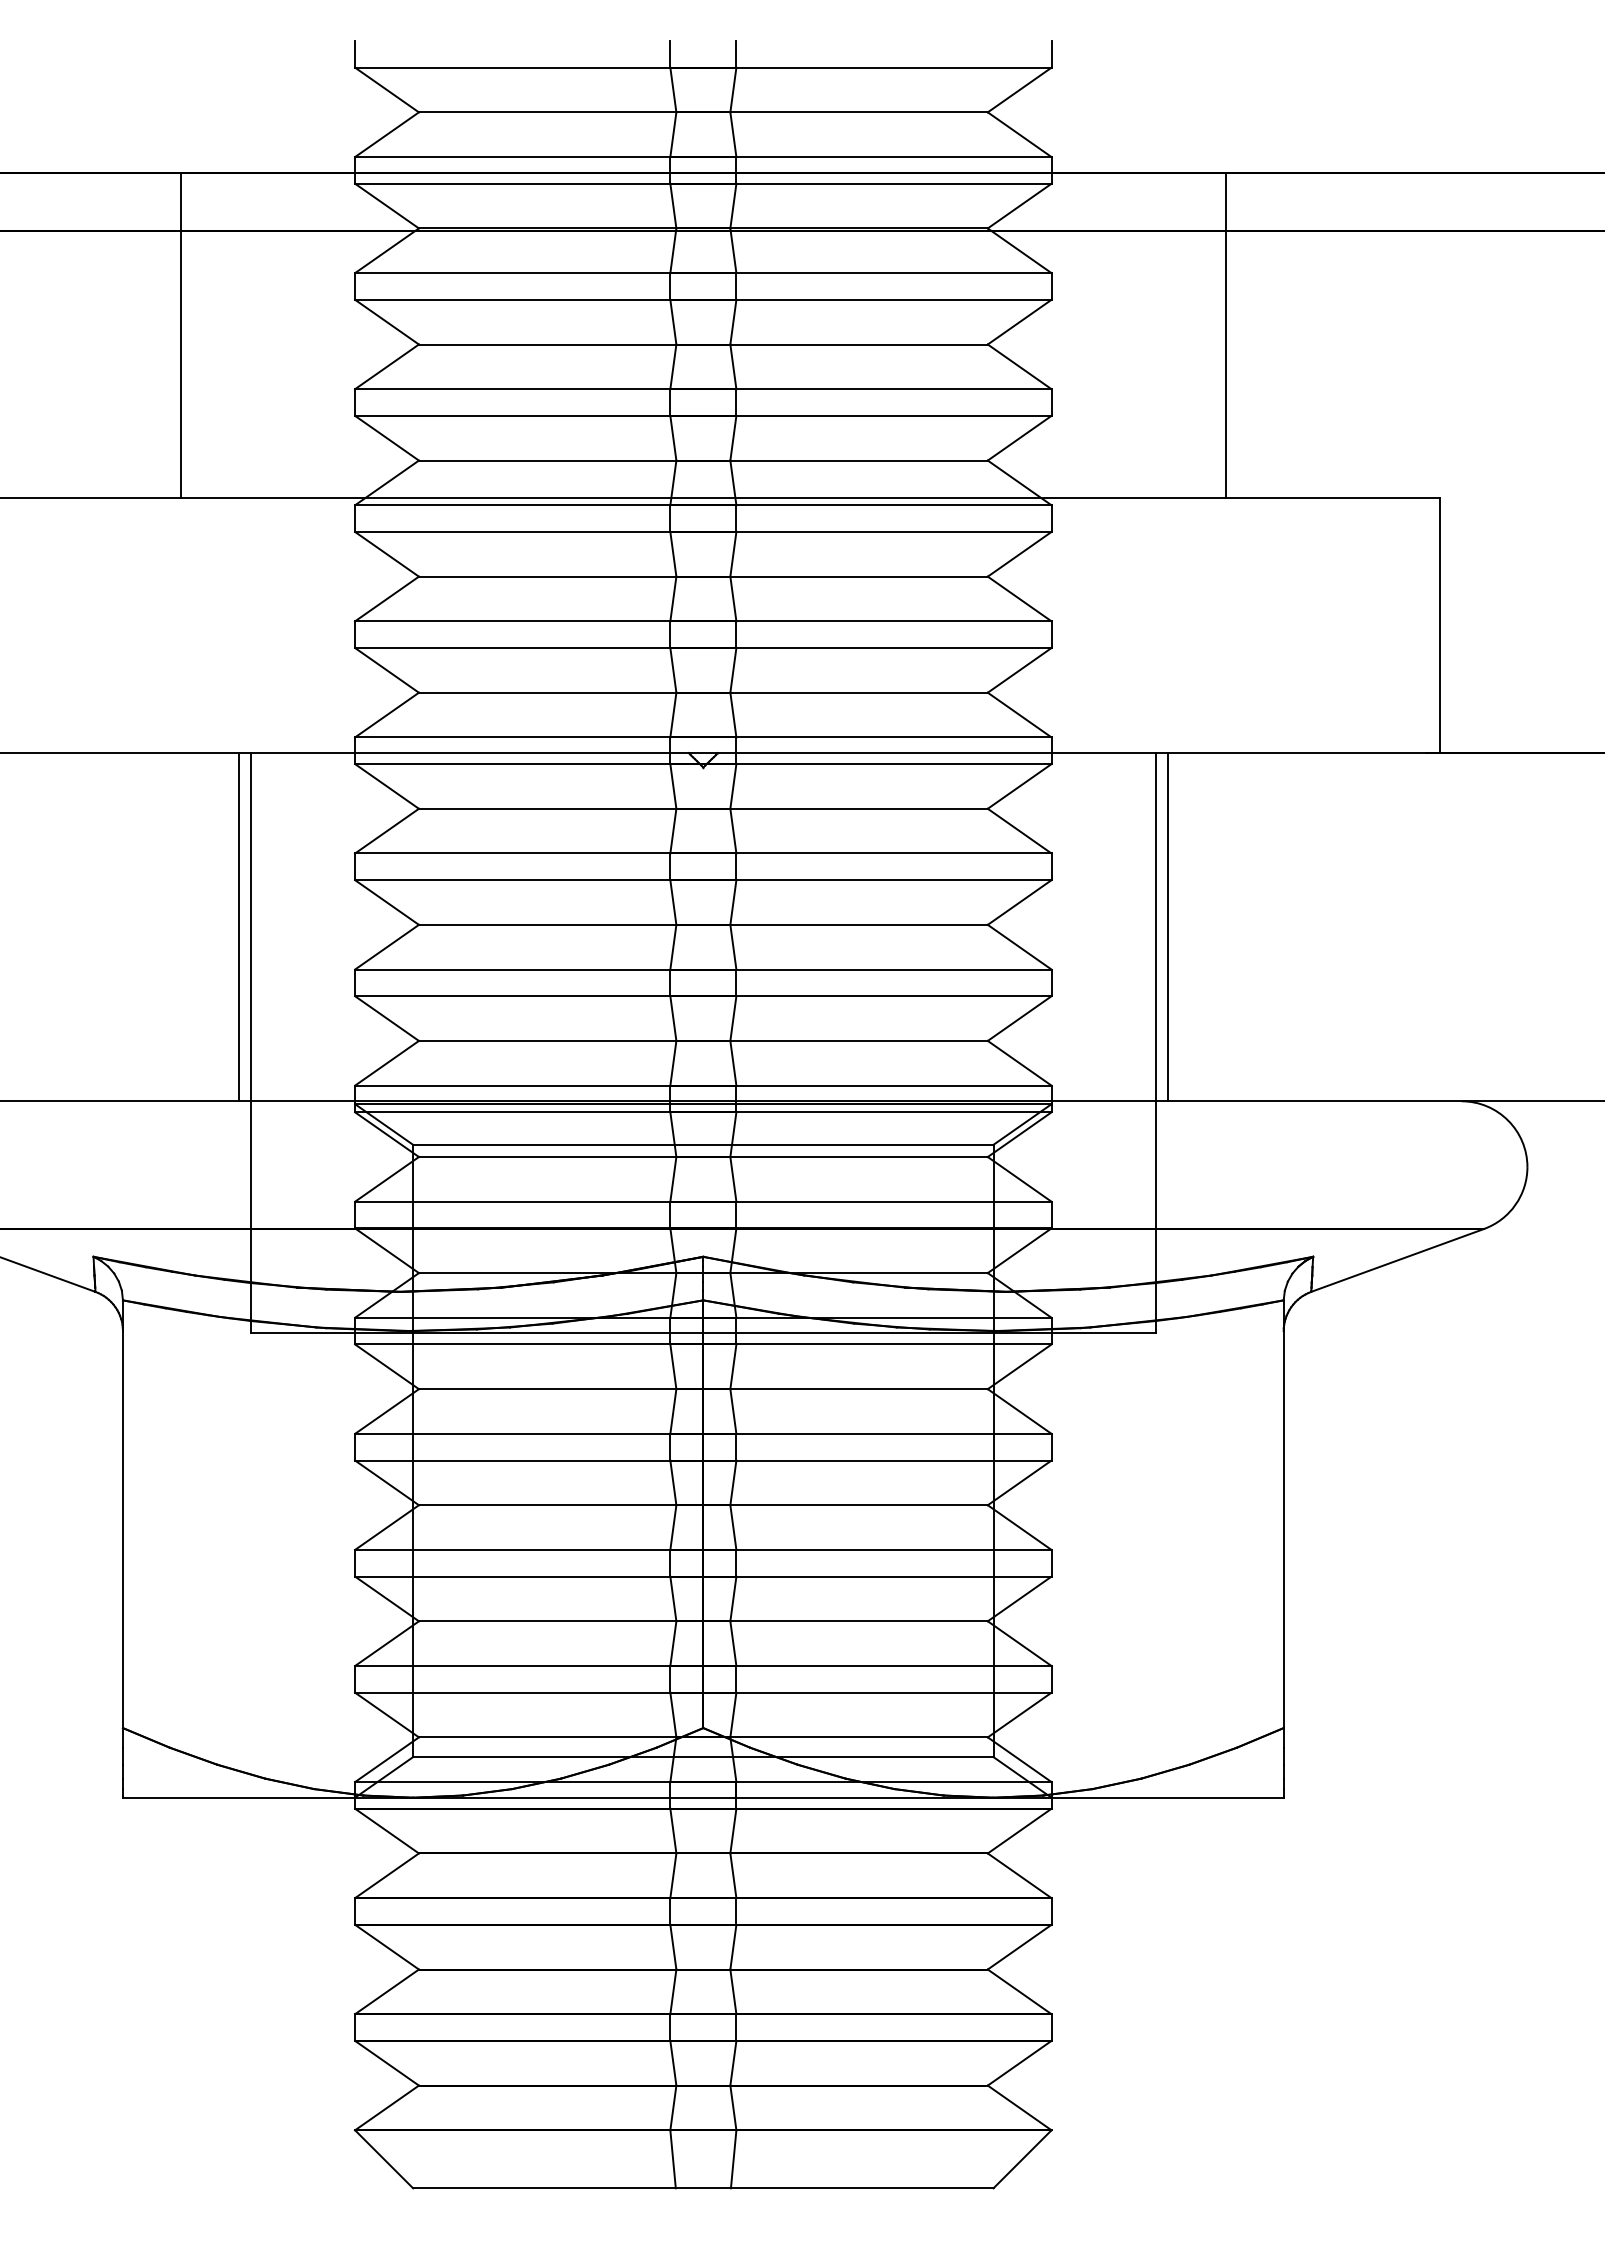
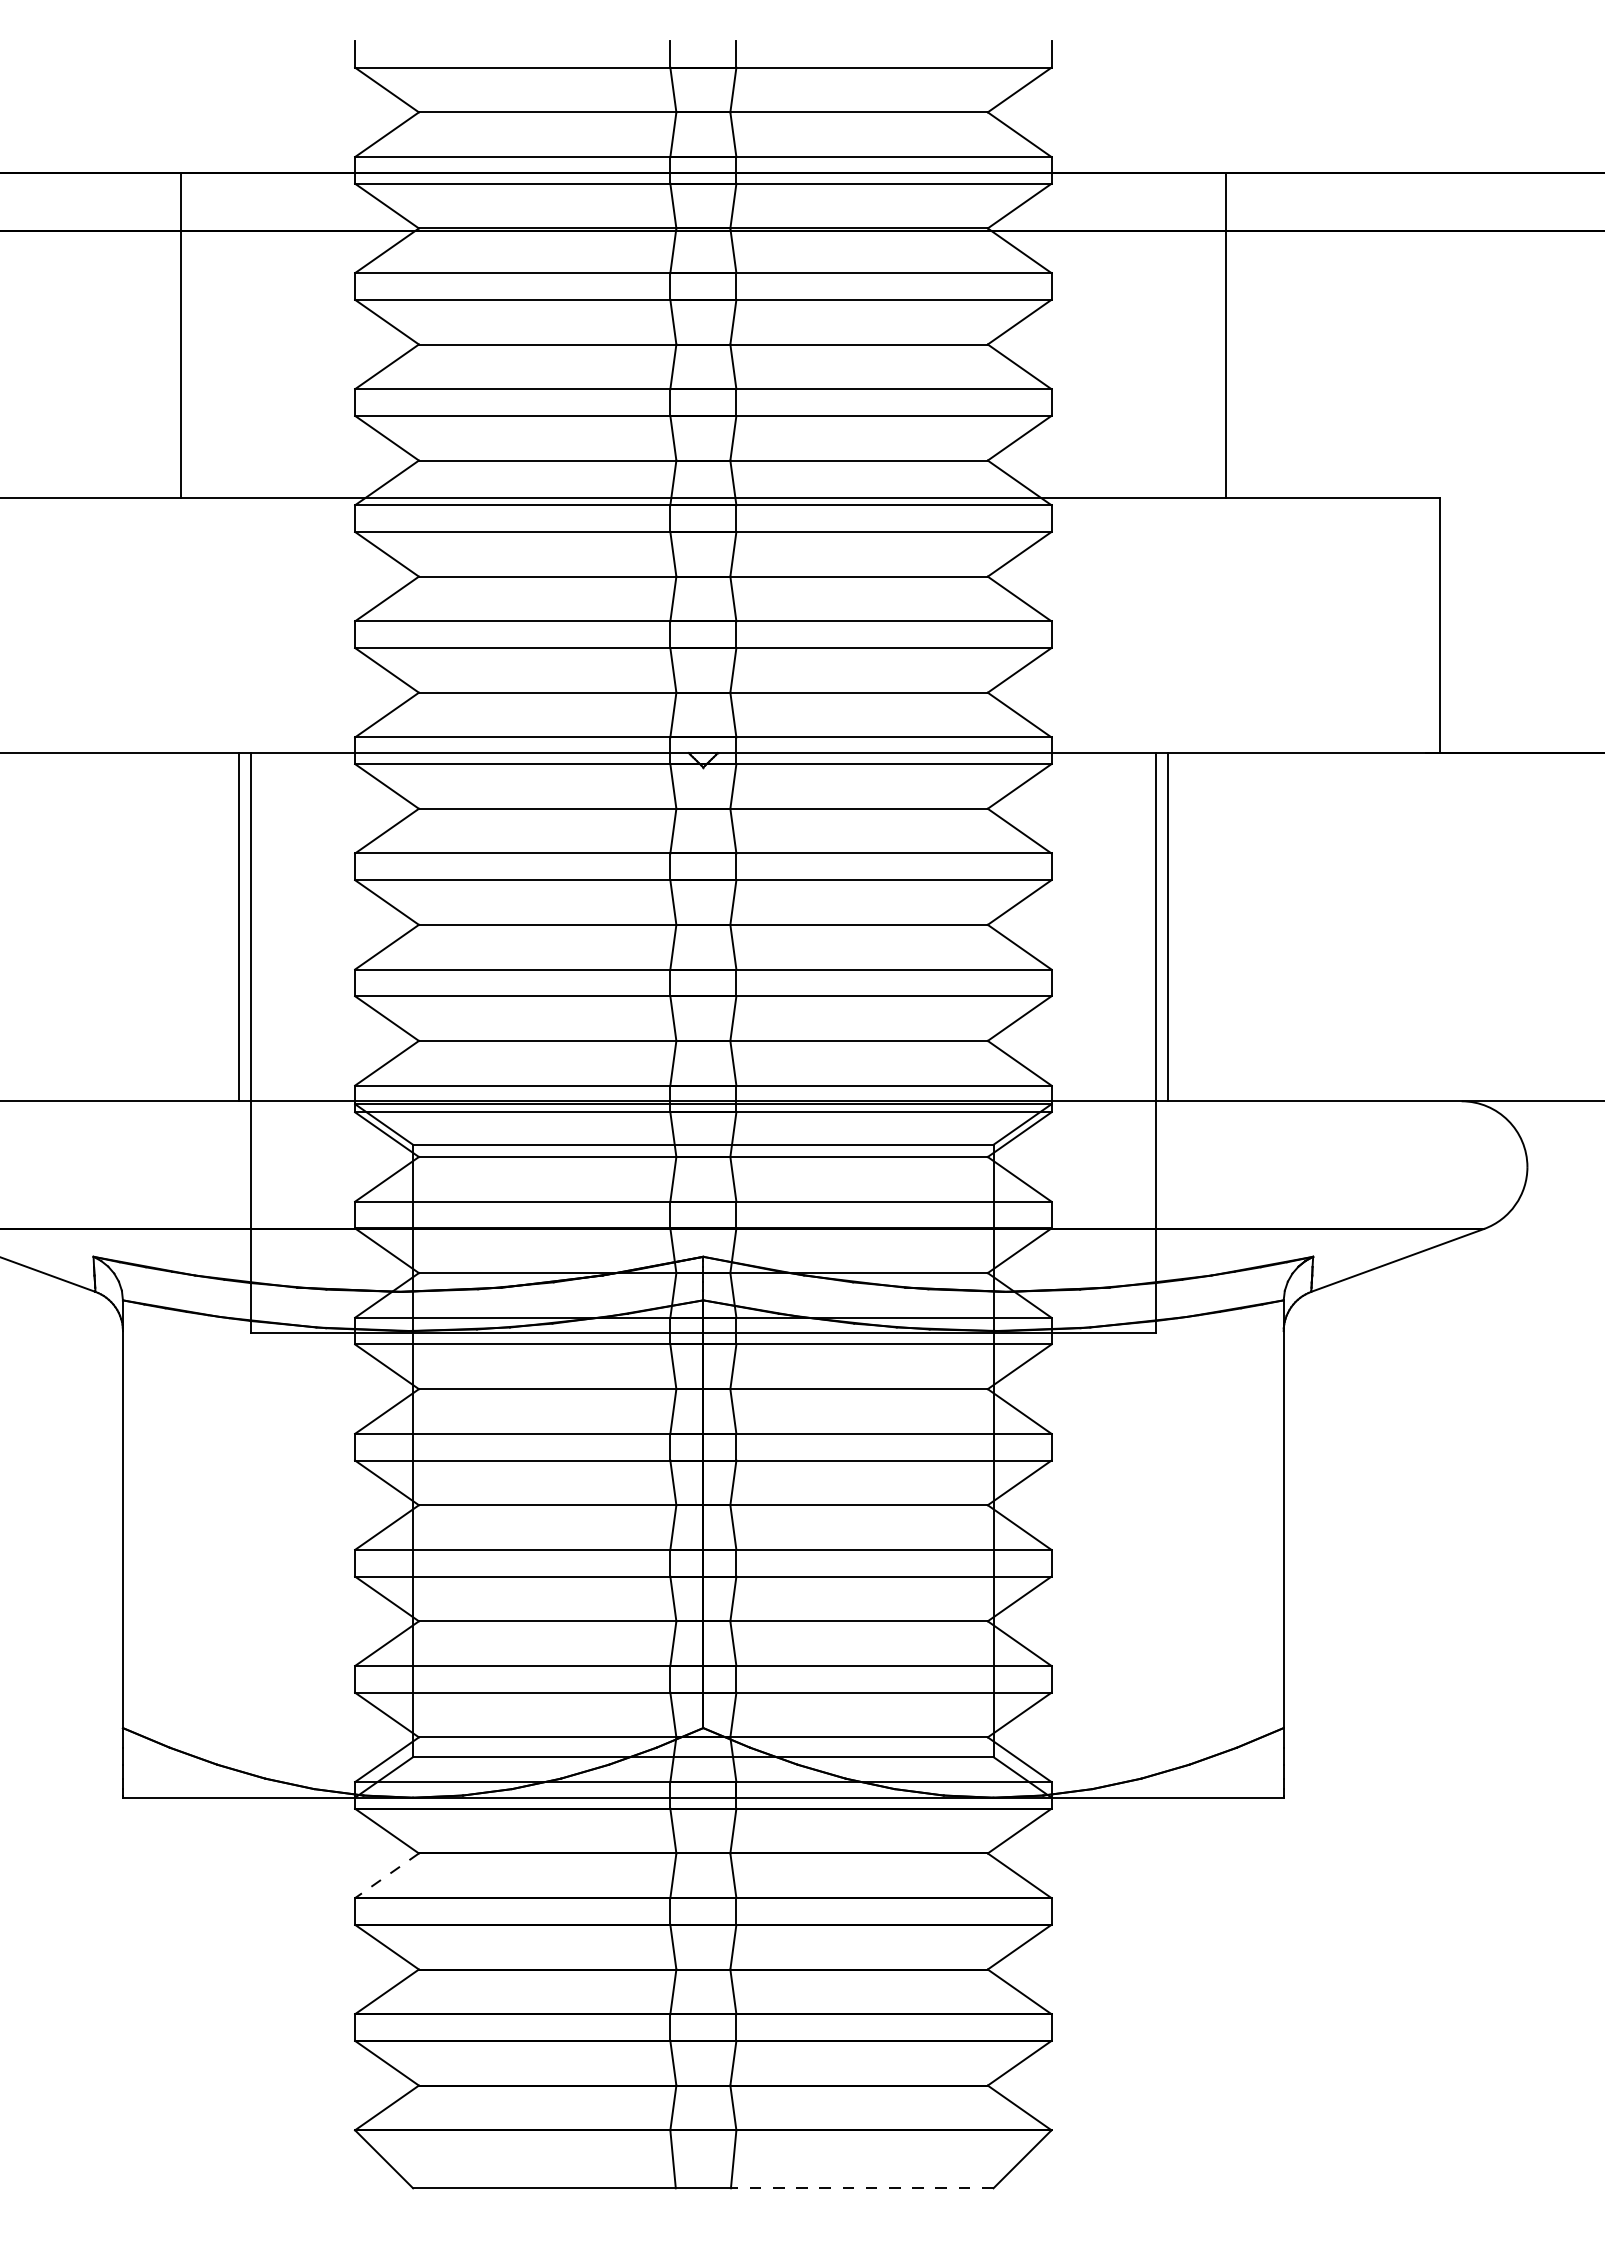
line: solid -> dashed (387, 1875)
line: solid -> dashed (861, 2188)
